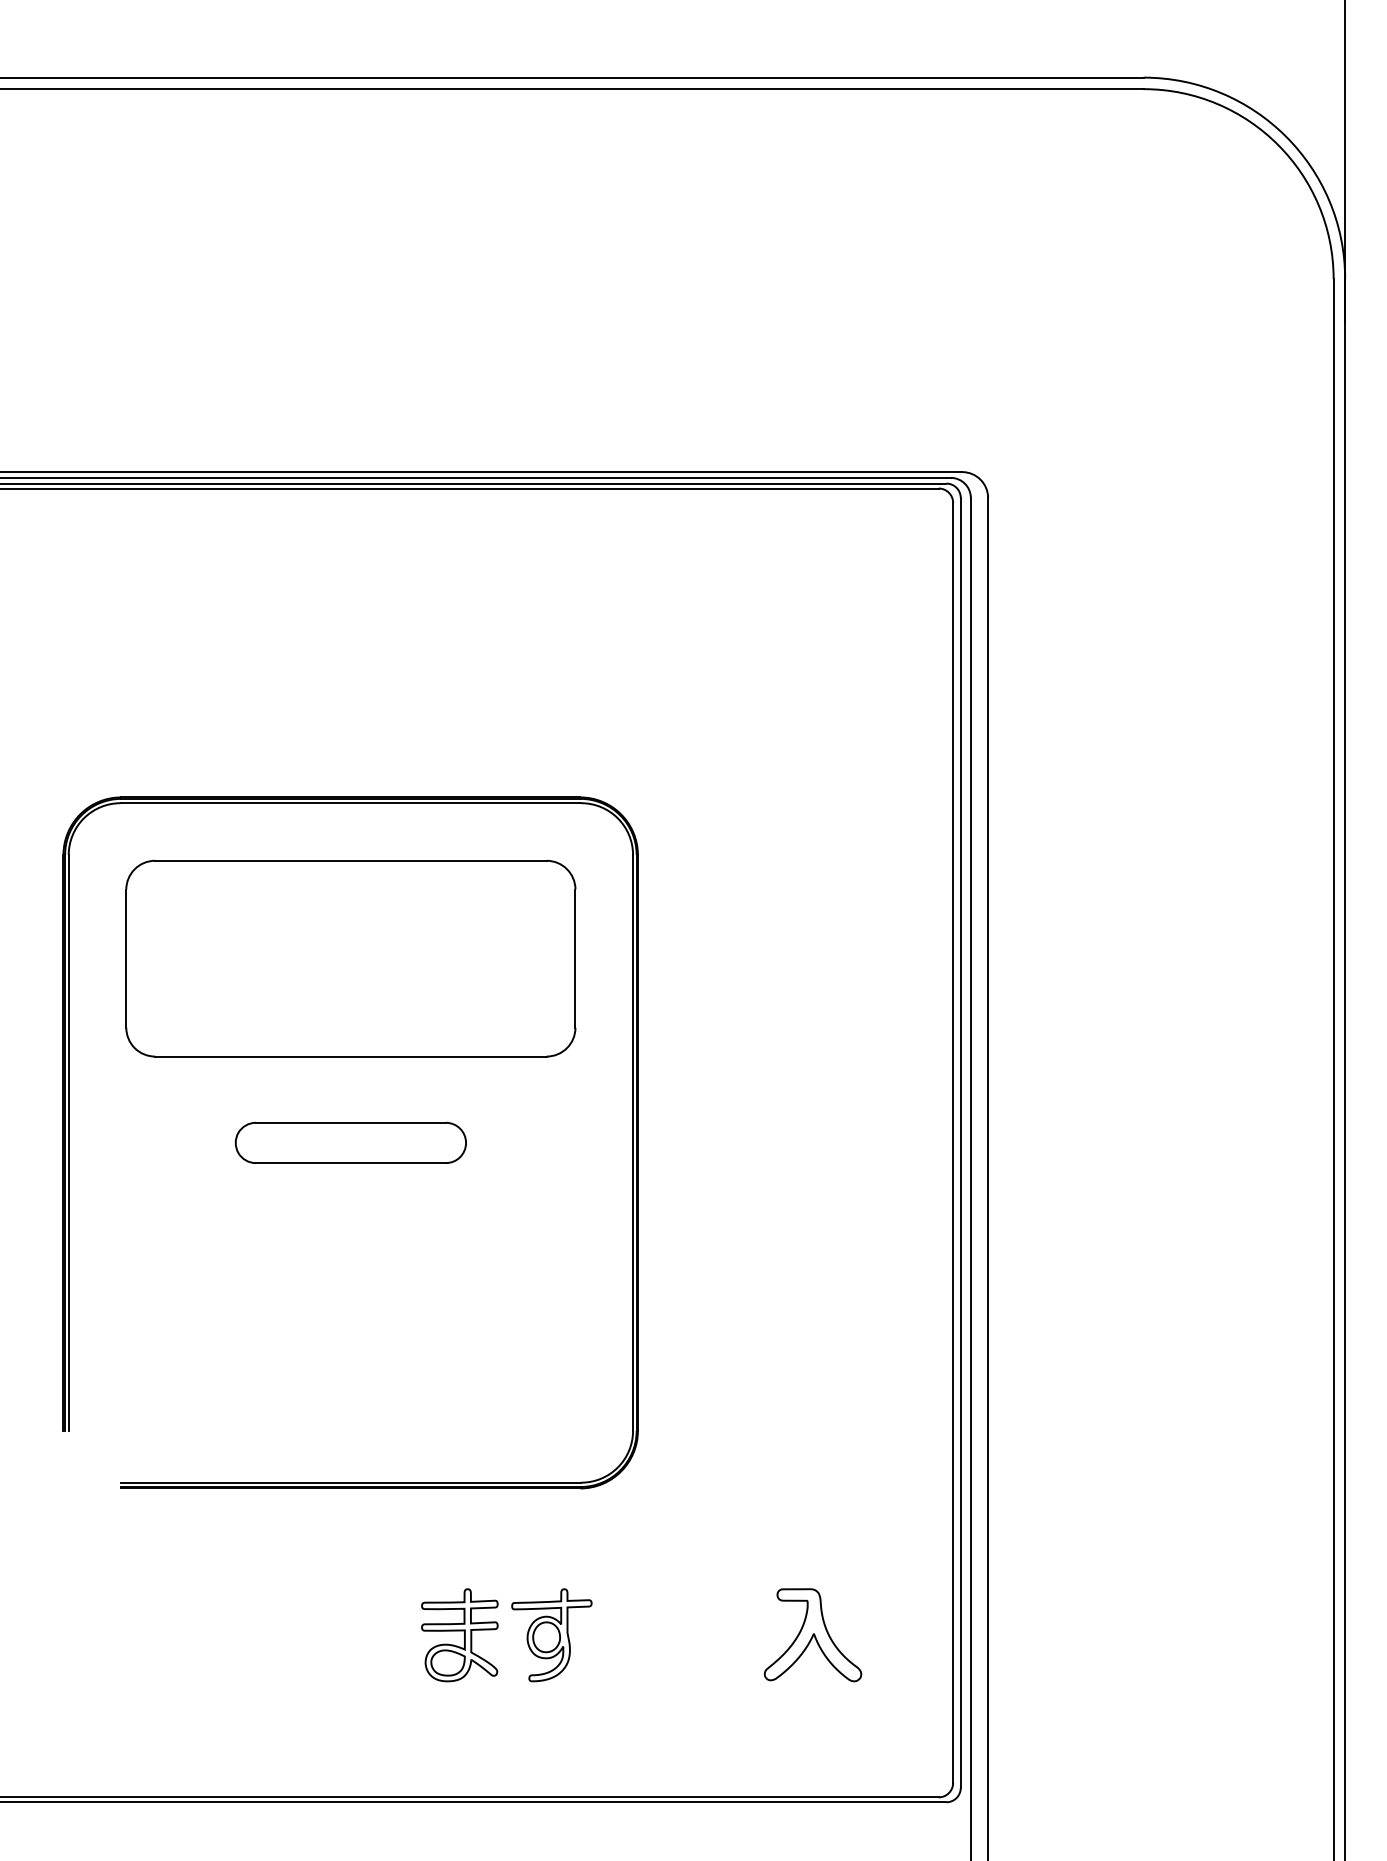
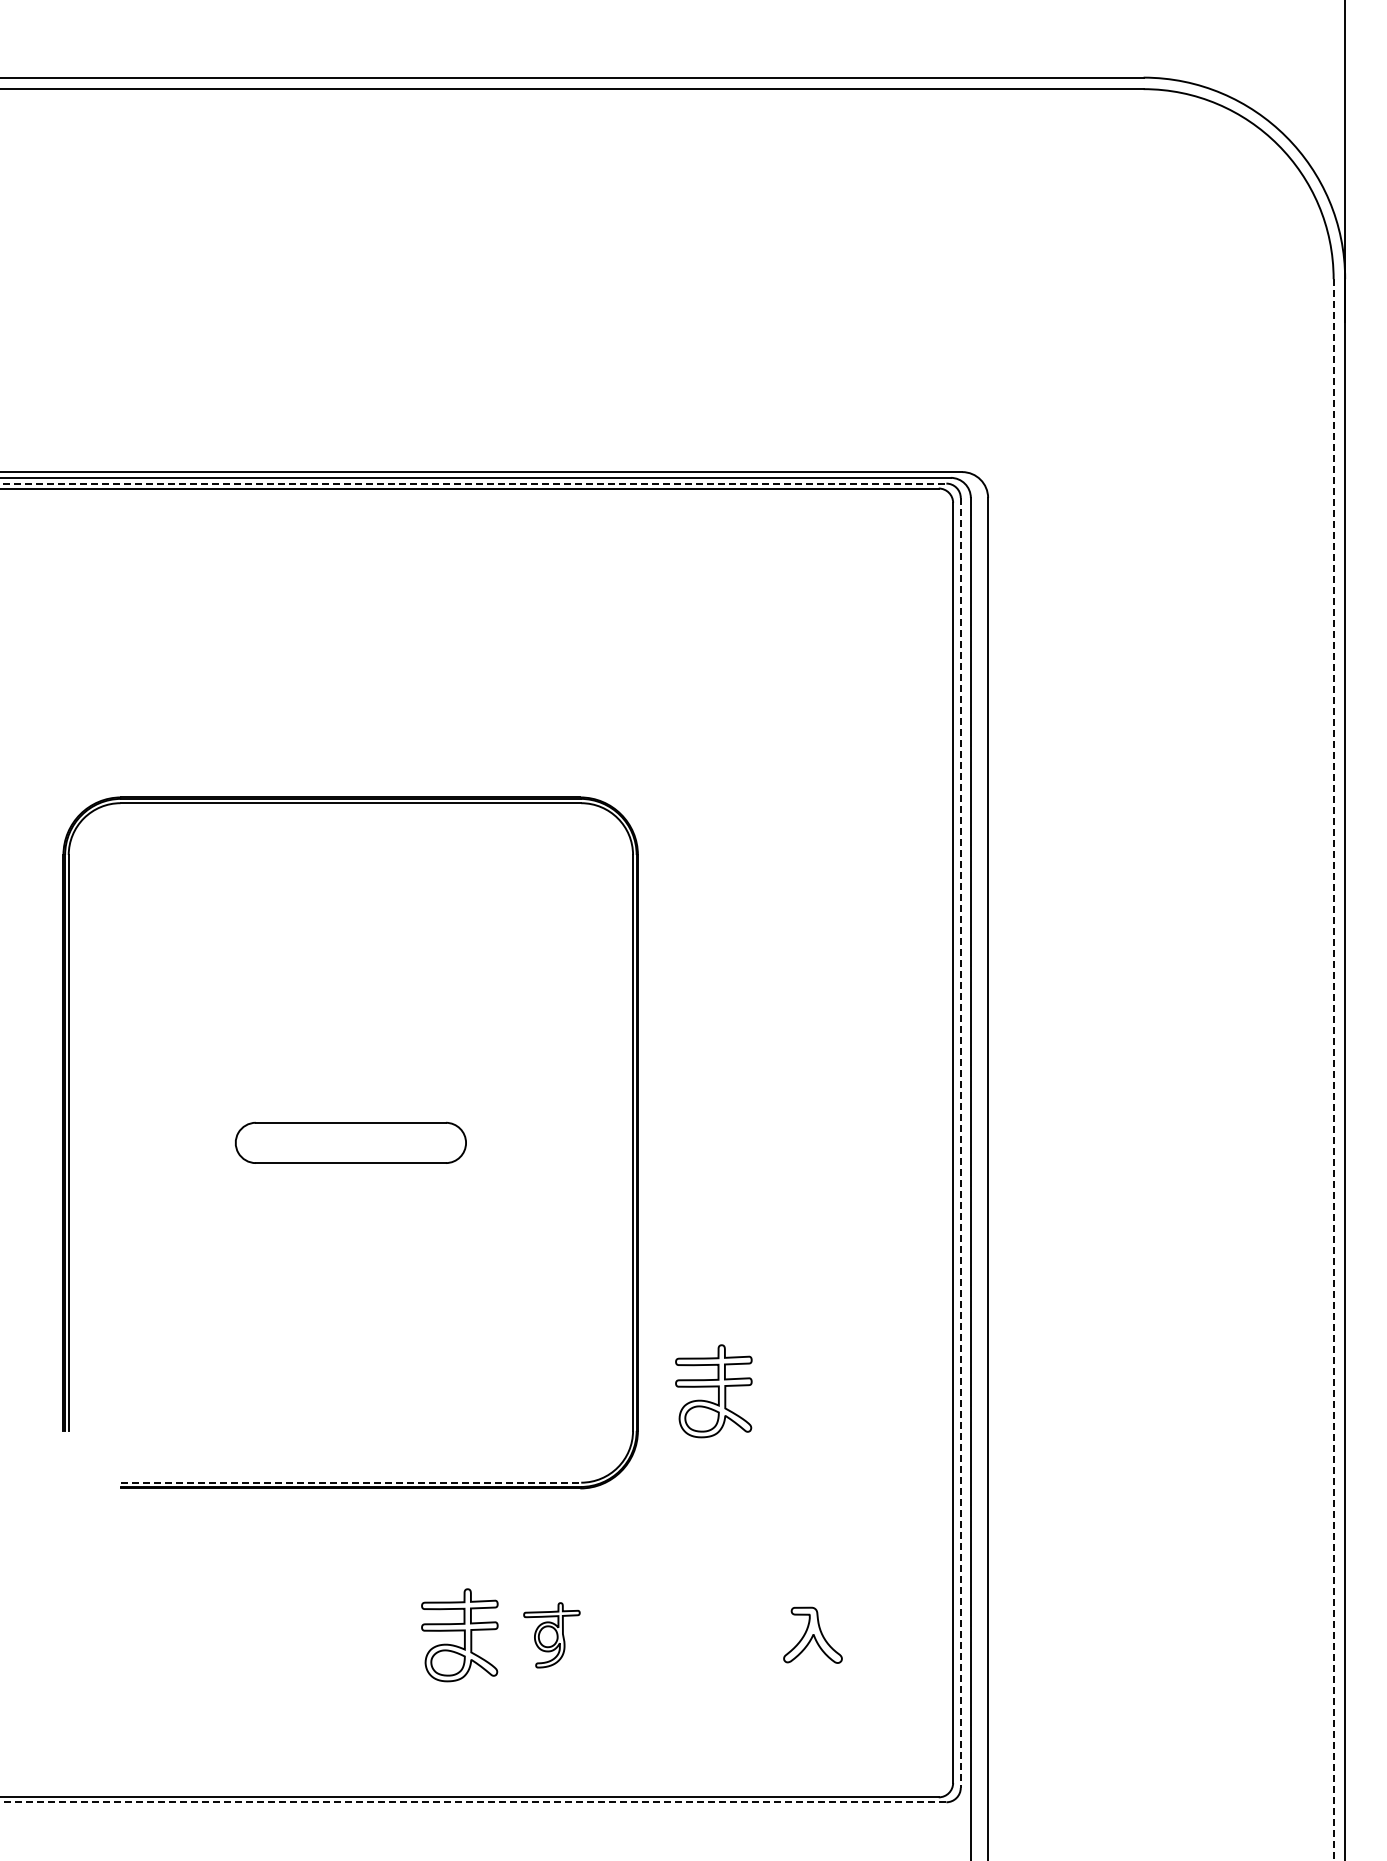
line: solid -> dashed (473, 483)
part: present -> none (350, 958)
line: solid -> dashed (1333, 1070)
line: solid -> dashed (960, 1142)
part: none -> present (713, 1391)
line: solid -> dashed (351, 1482)
part size: 82x95 px -> 58x67 px (551, 1635)
part size: 100x95 px -> 60x58 px (812, 1634)
line: solid -> dashed (473, 1802)
